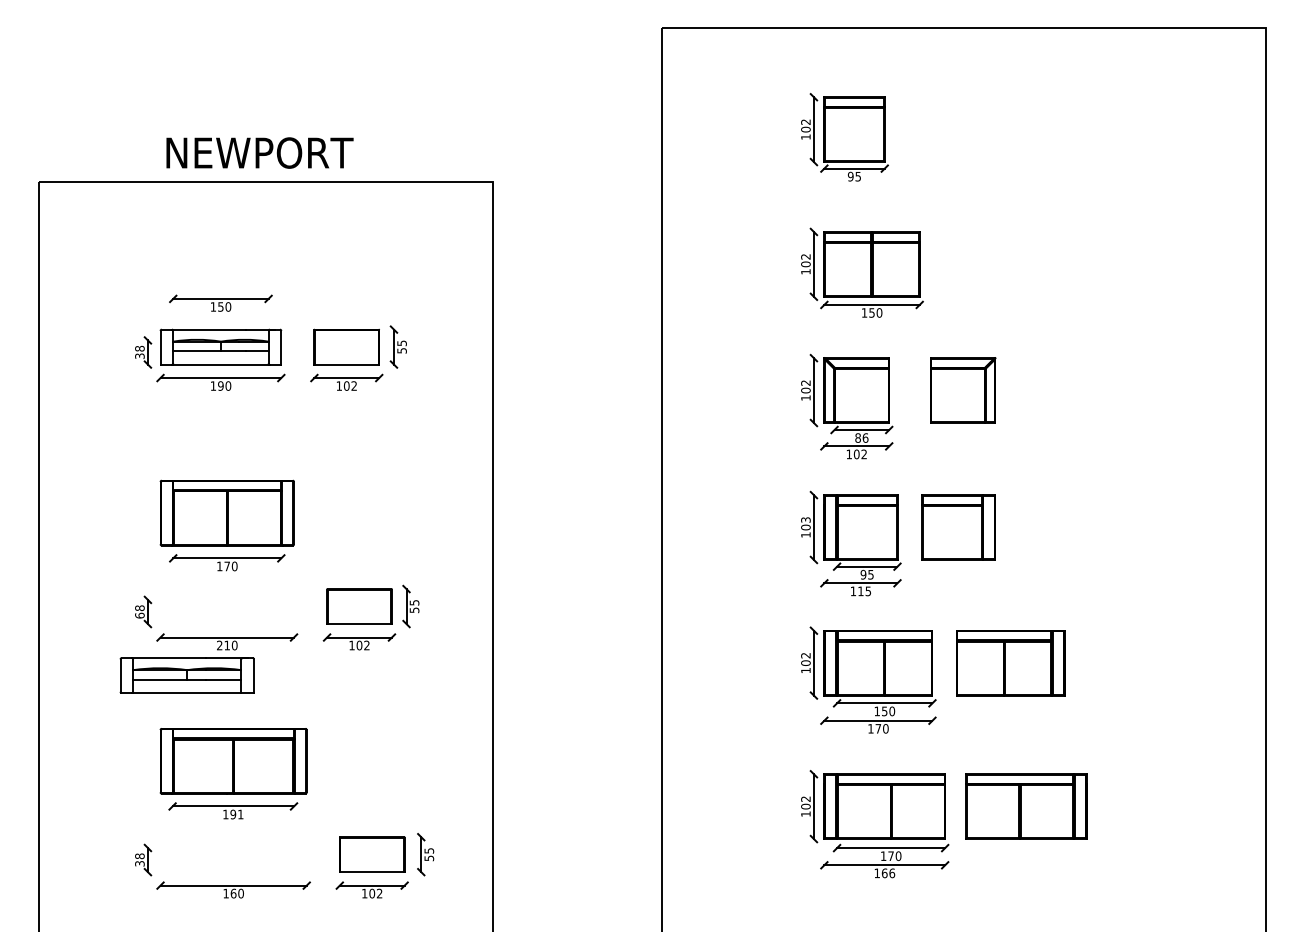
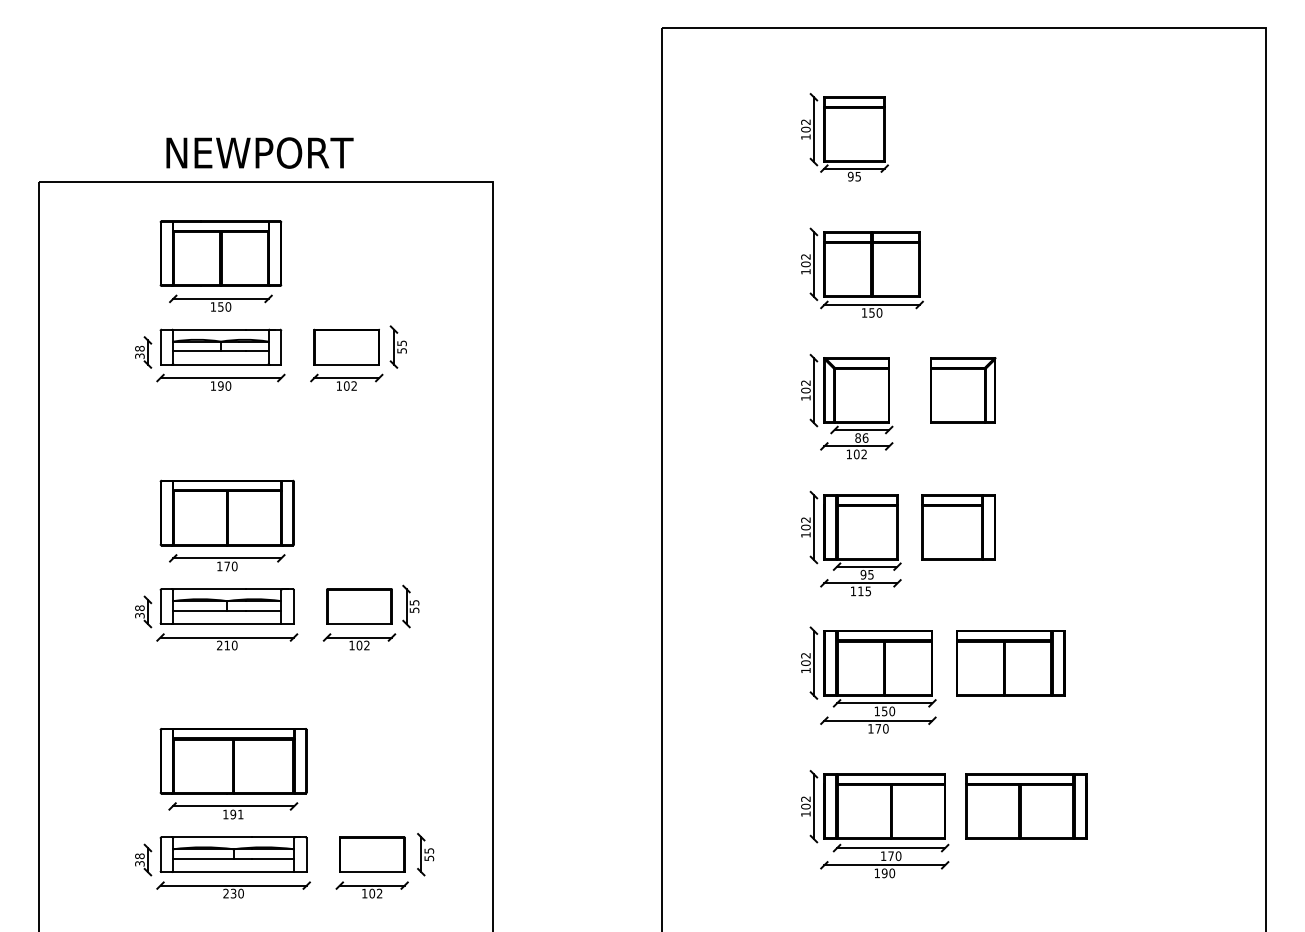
part: none -> present (220, 253)
text: 103 -> 102 (805, 519)
text: 68 -> 38 (139, 615)
part position: (186, 675) -> (226, 606) (226, 606)
part: none -> present (233, 854)
text: 166 -> 190 (888, 873)
text: 160 -> 230 (229, 893)
